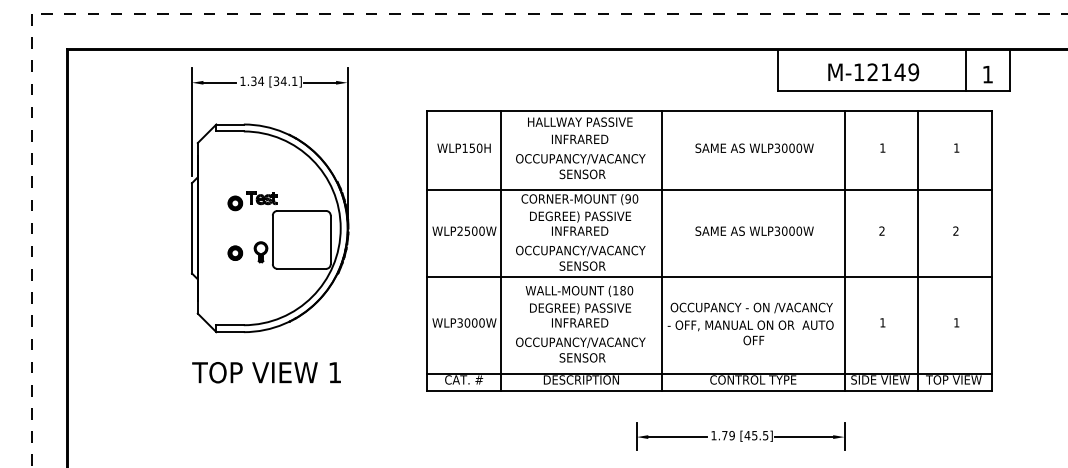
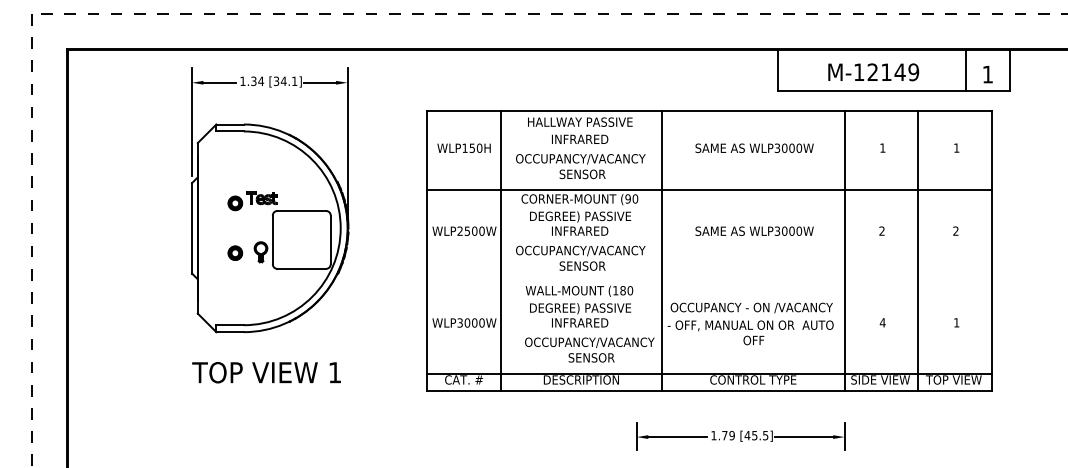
line: present -> none (709, 277)
text: 1 -> 4 (882, 322)
text position: (580, 349) -> (589, 349) (589, 349)
